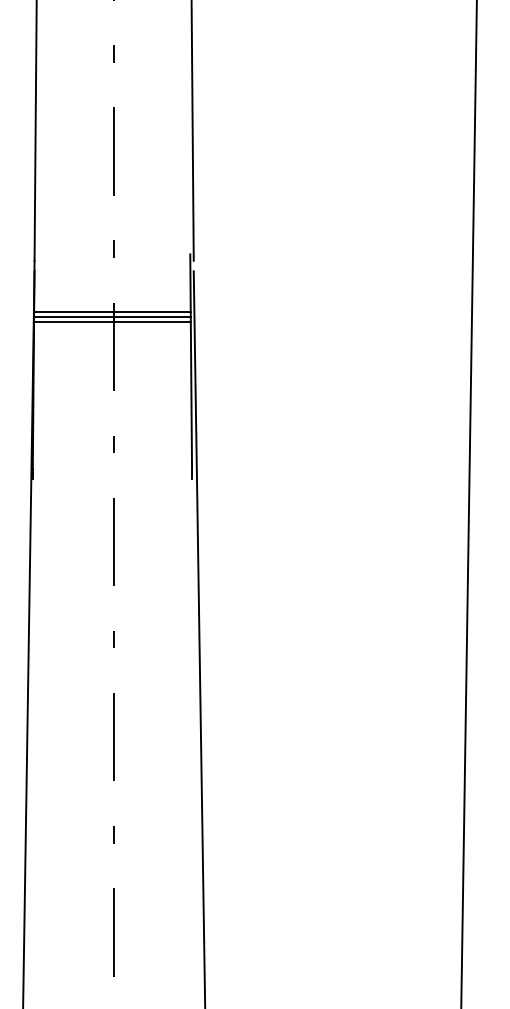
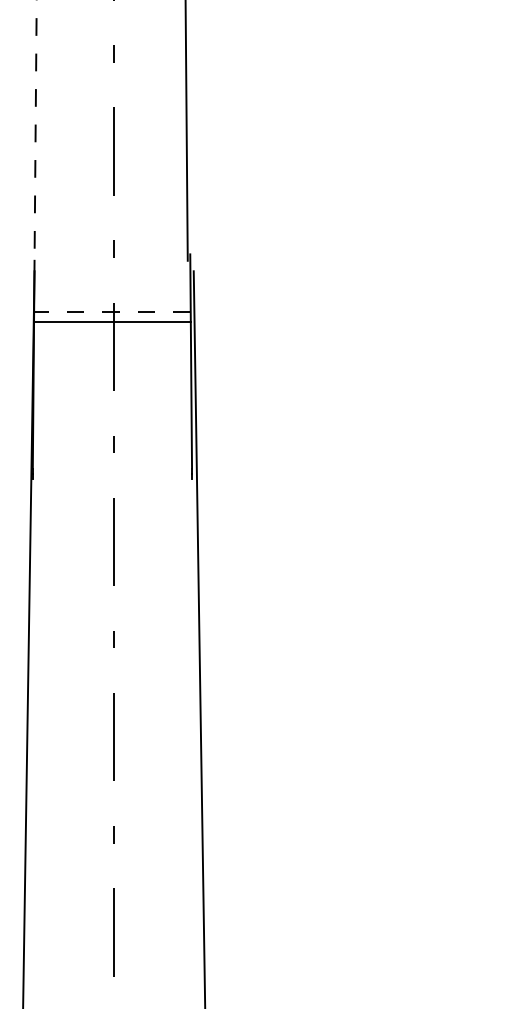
line: solid -> dashed (35, 130)
line position: (192, 131) -> (186, 131) (186, 131)
line: solid -> dashed (111, 311)
line: present -> none (112, 317)
line: present -> none (468, 503)
